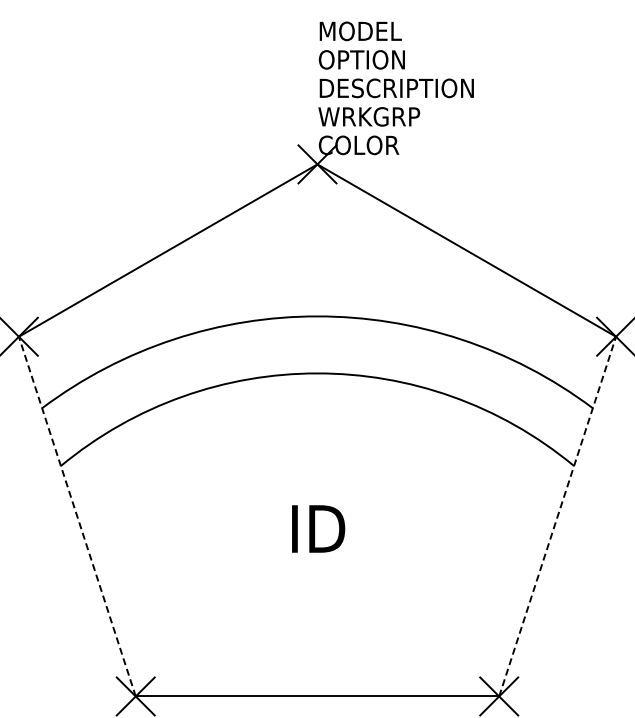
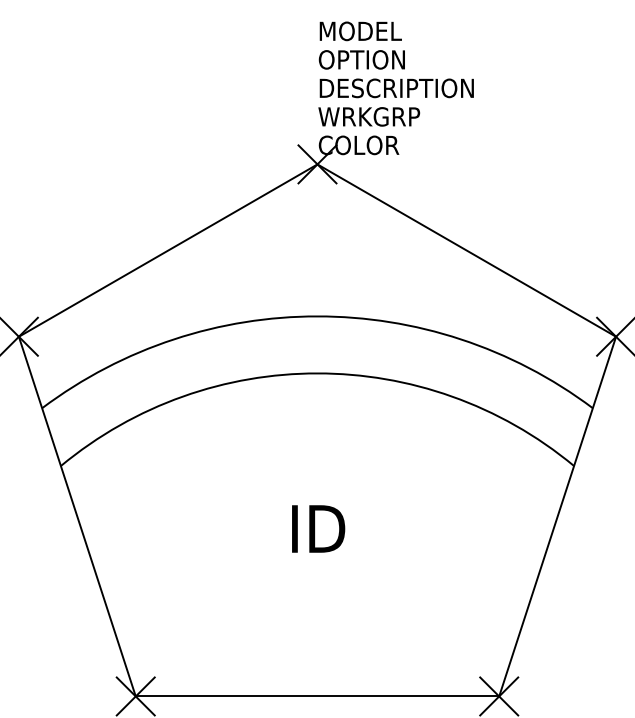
line: dashed -> solid (77, 516)
line: dashed -> solid (557, 516)
